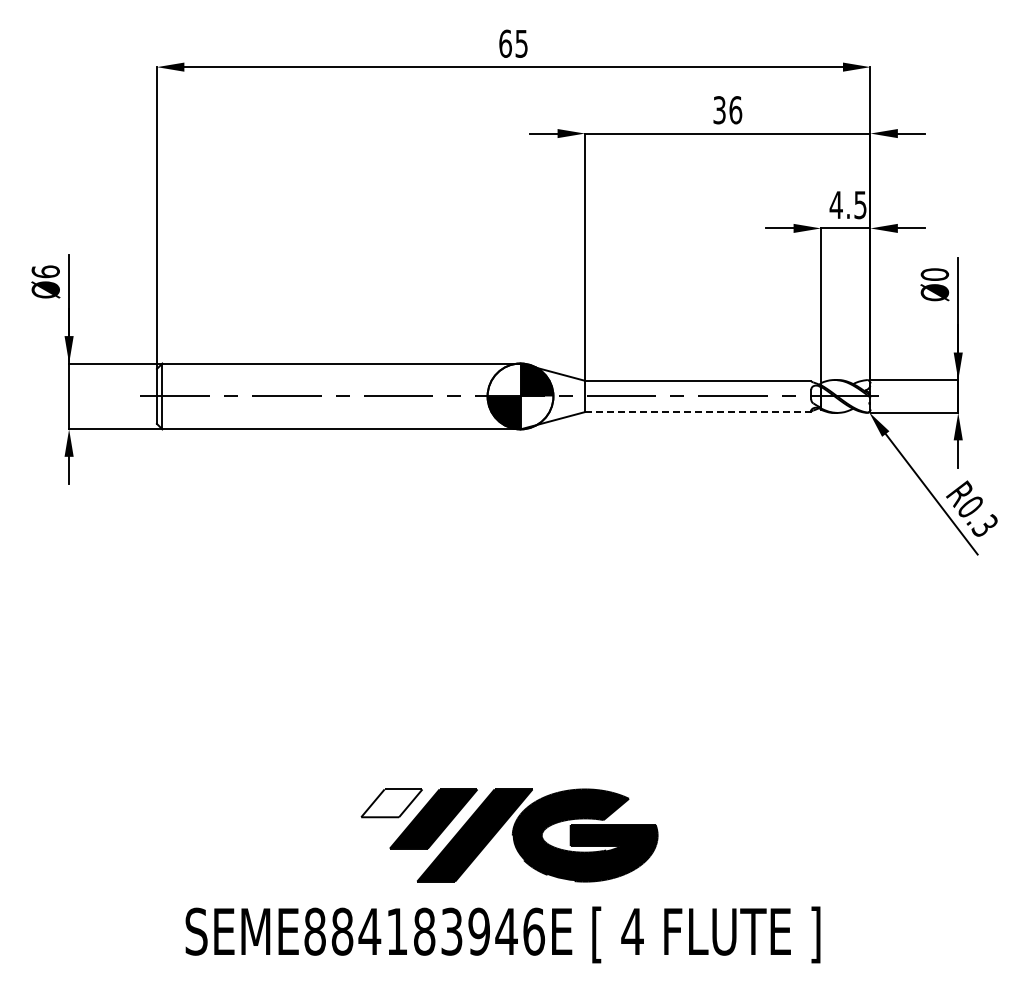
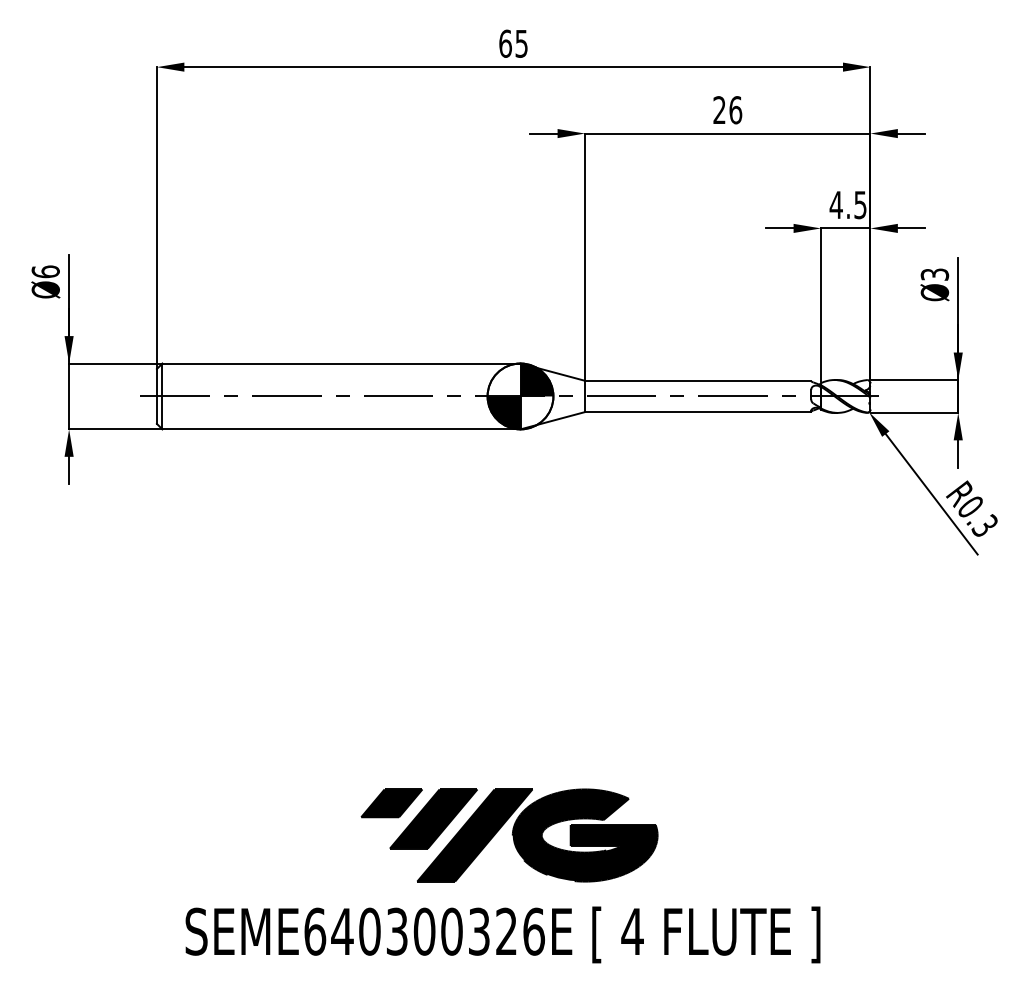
text: 36 -> 26 (719, 110)
text: Ø0 -> Ø3 (934, 274)
line: dashed -> solid (698, 412)
fill: none -> present (391, 803)
text: SEME884183946E -> SEME640300326E (410, 931)
